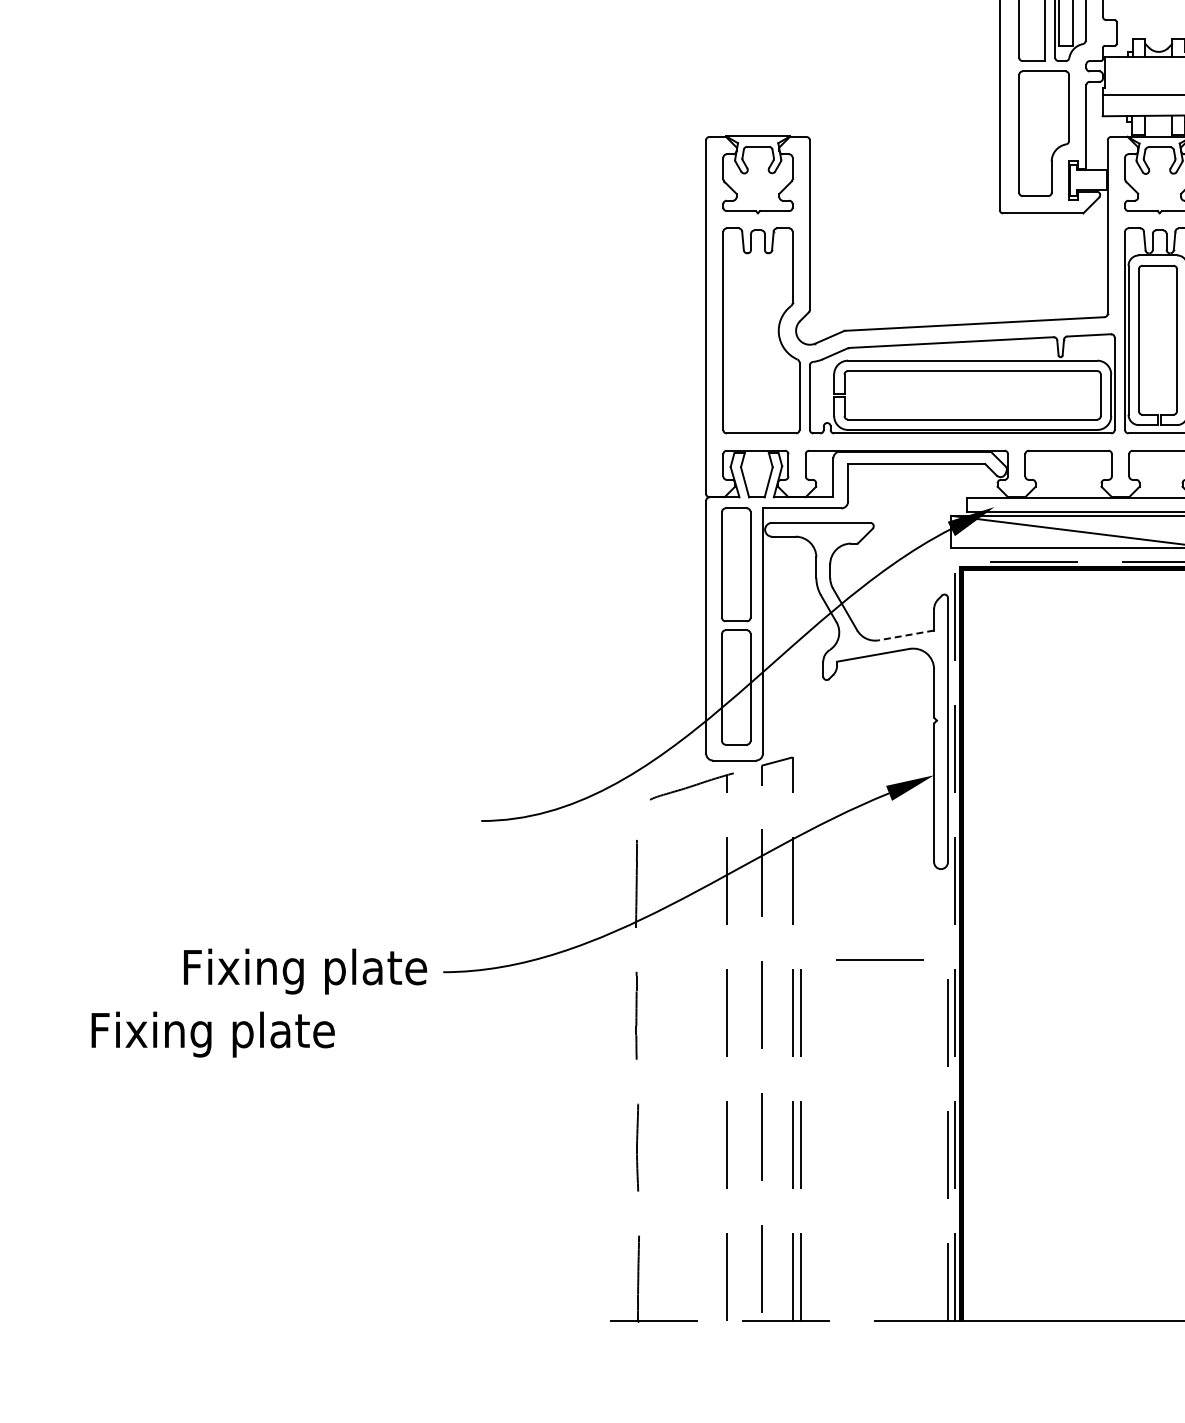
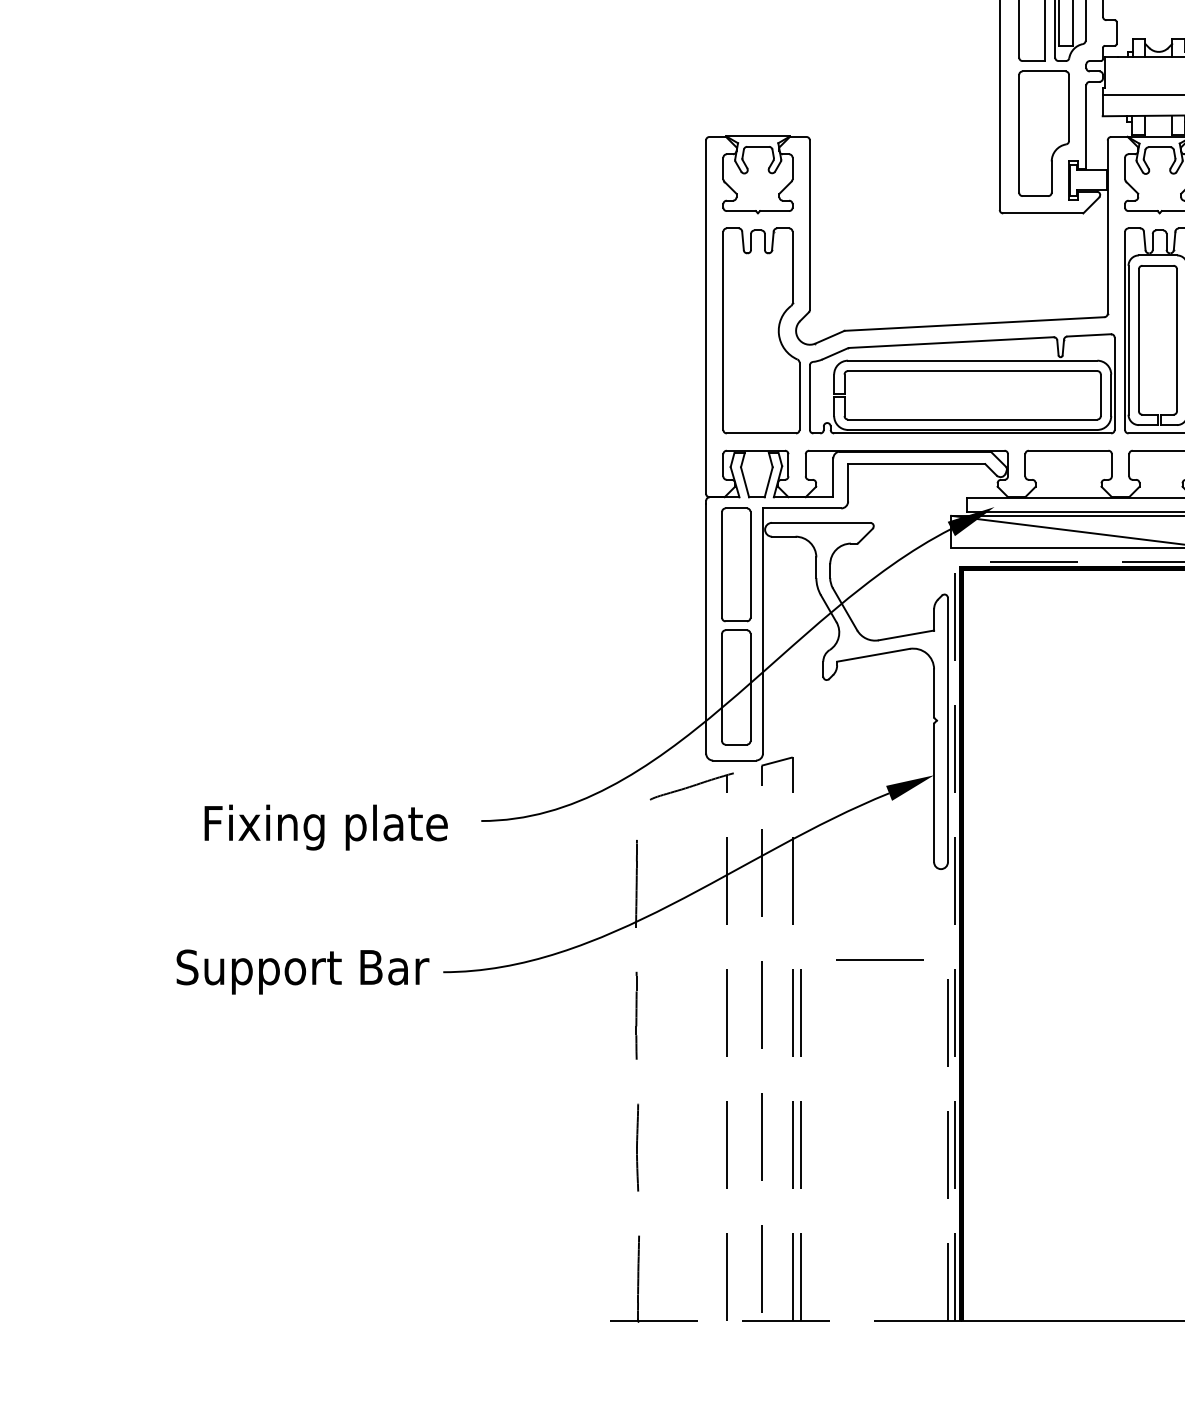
line: dashed -> solid (905, 635)
text: Fixing plate -> Support Bar (302, 971)
text position: (212, 1034) -> (325, 827) (325, 827)
